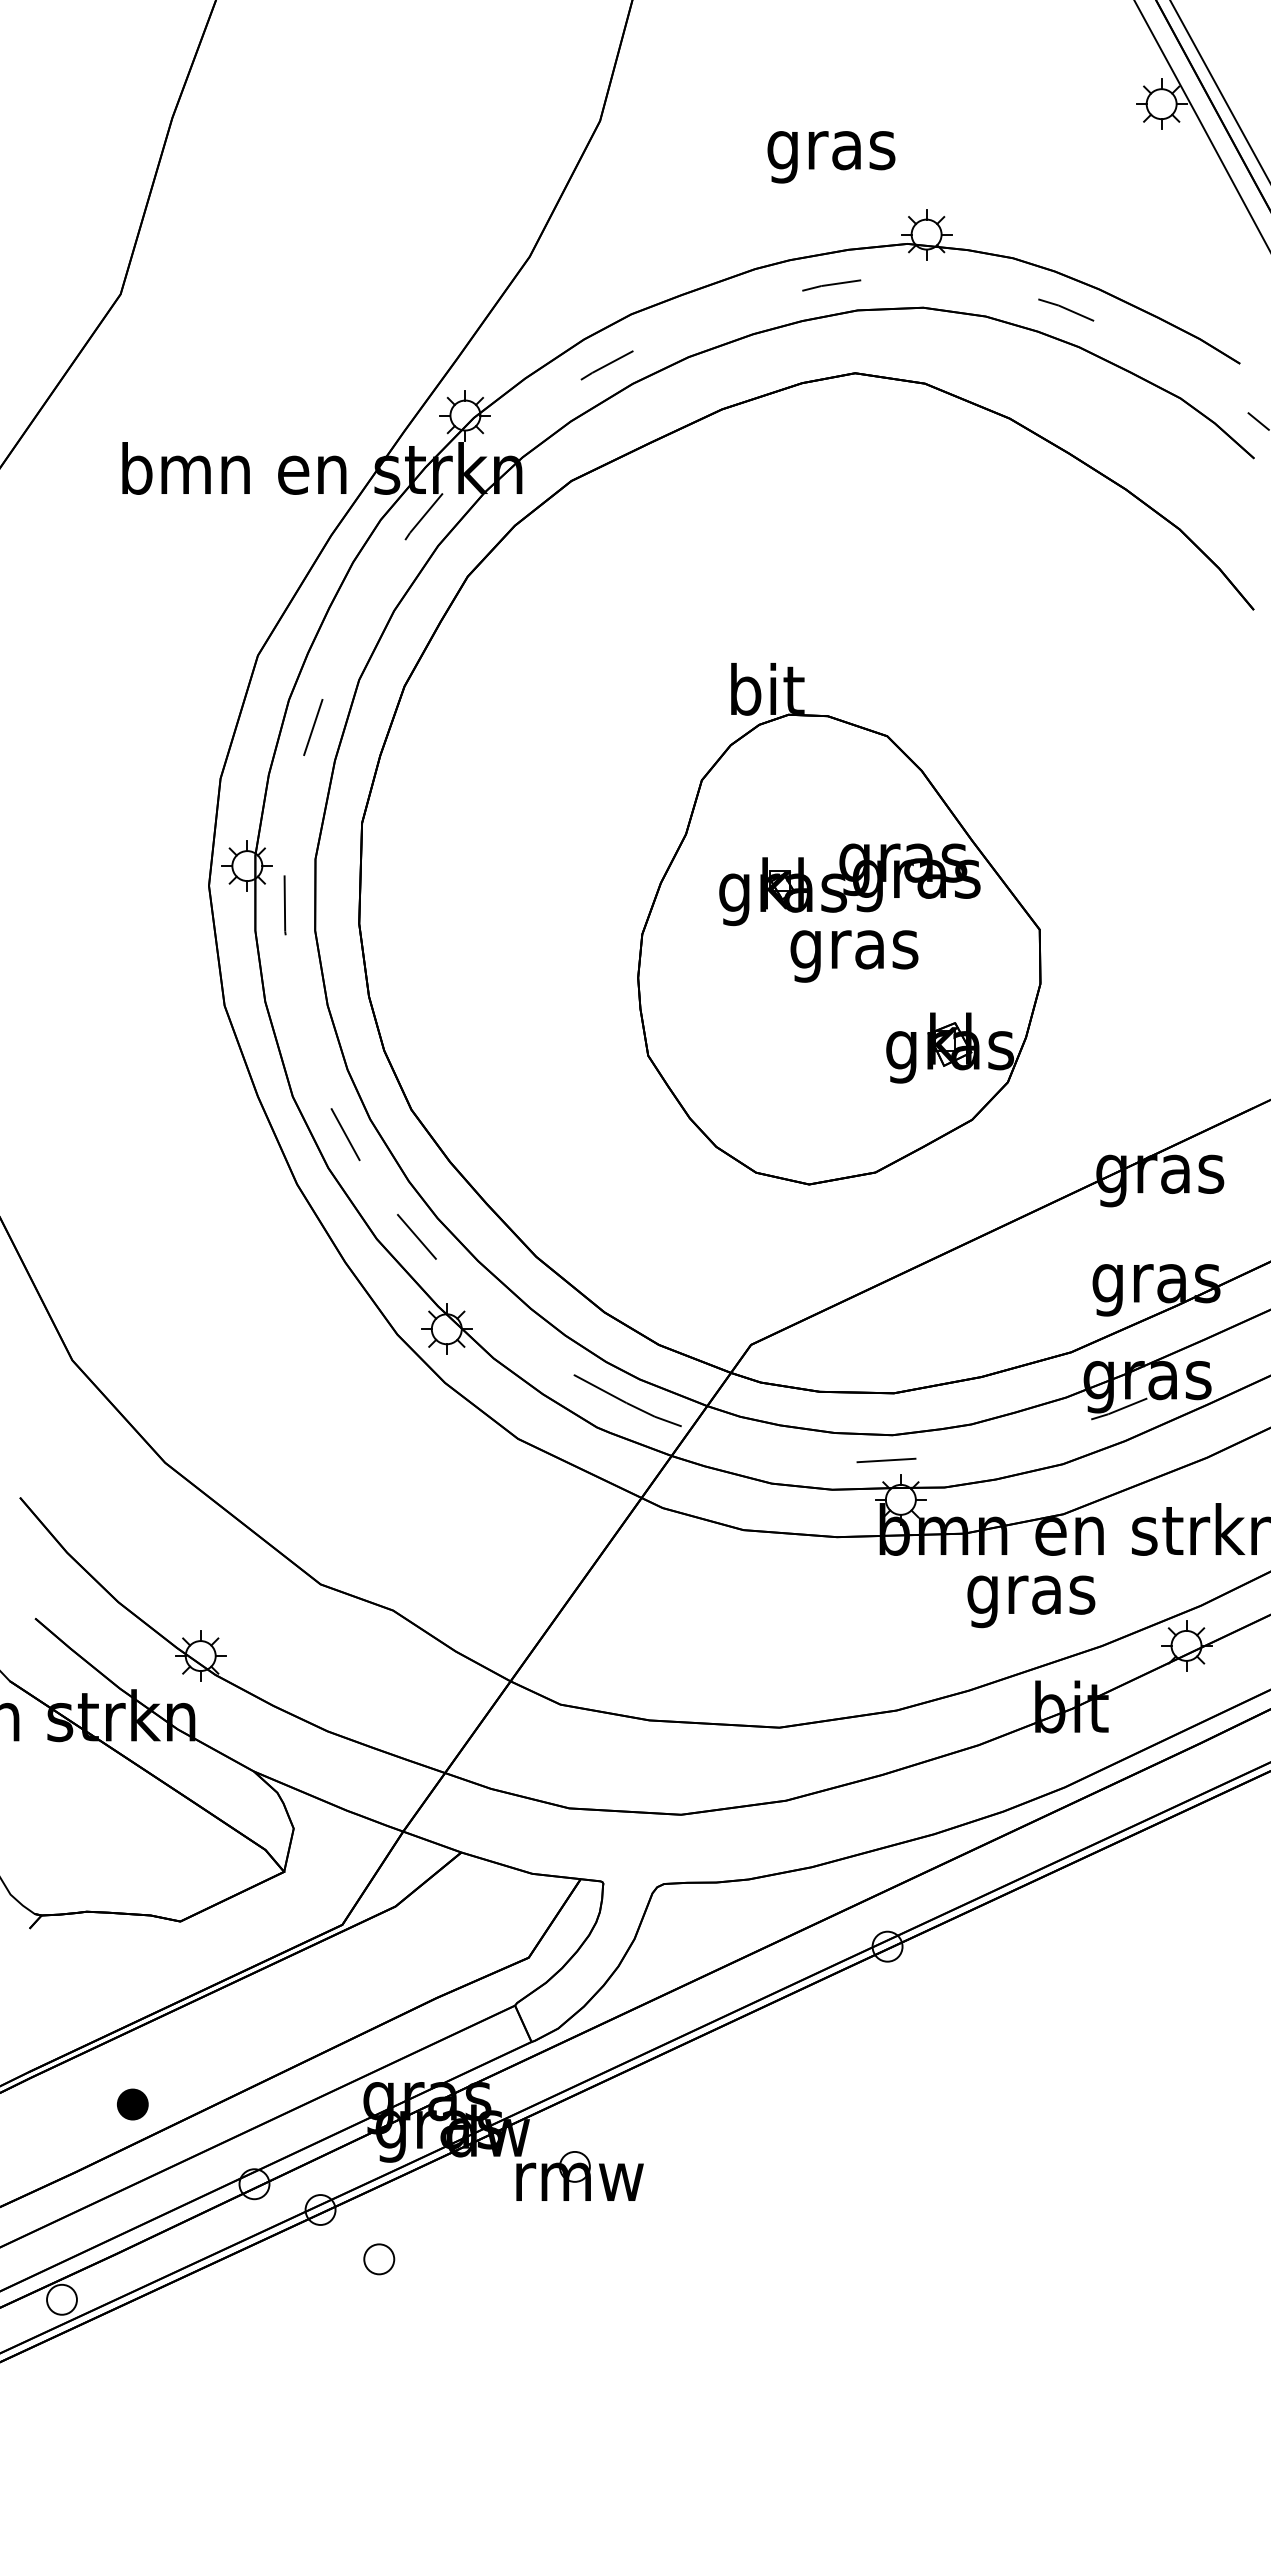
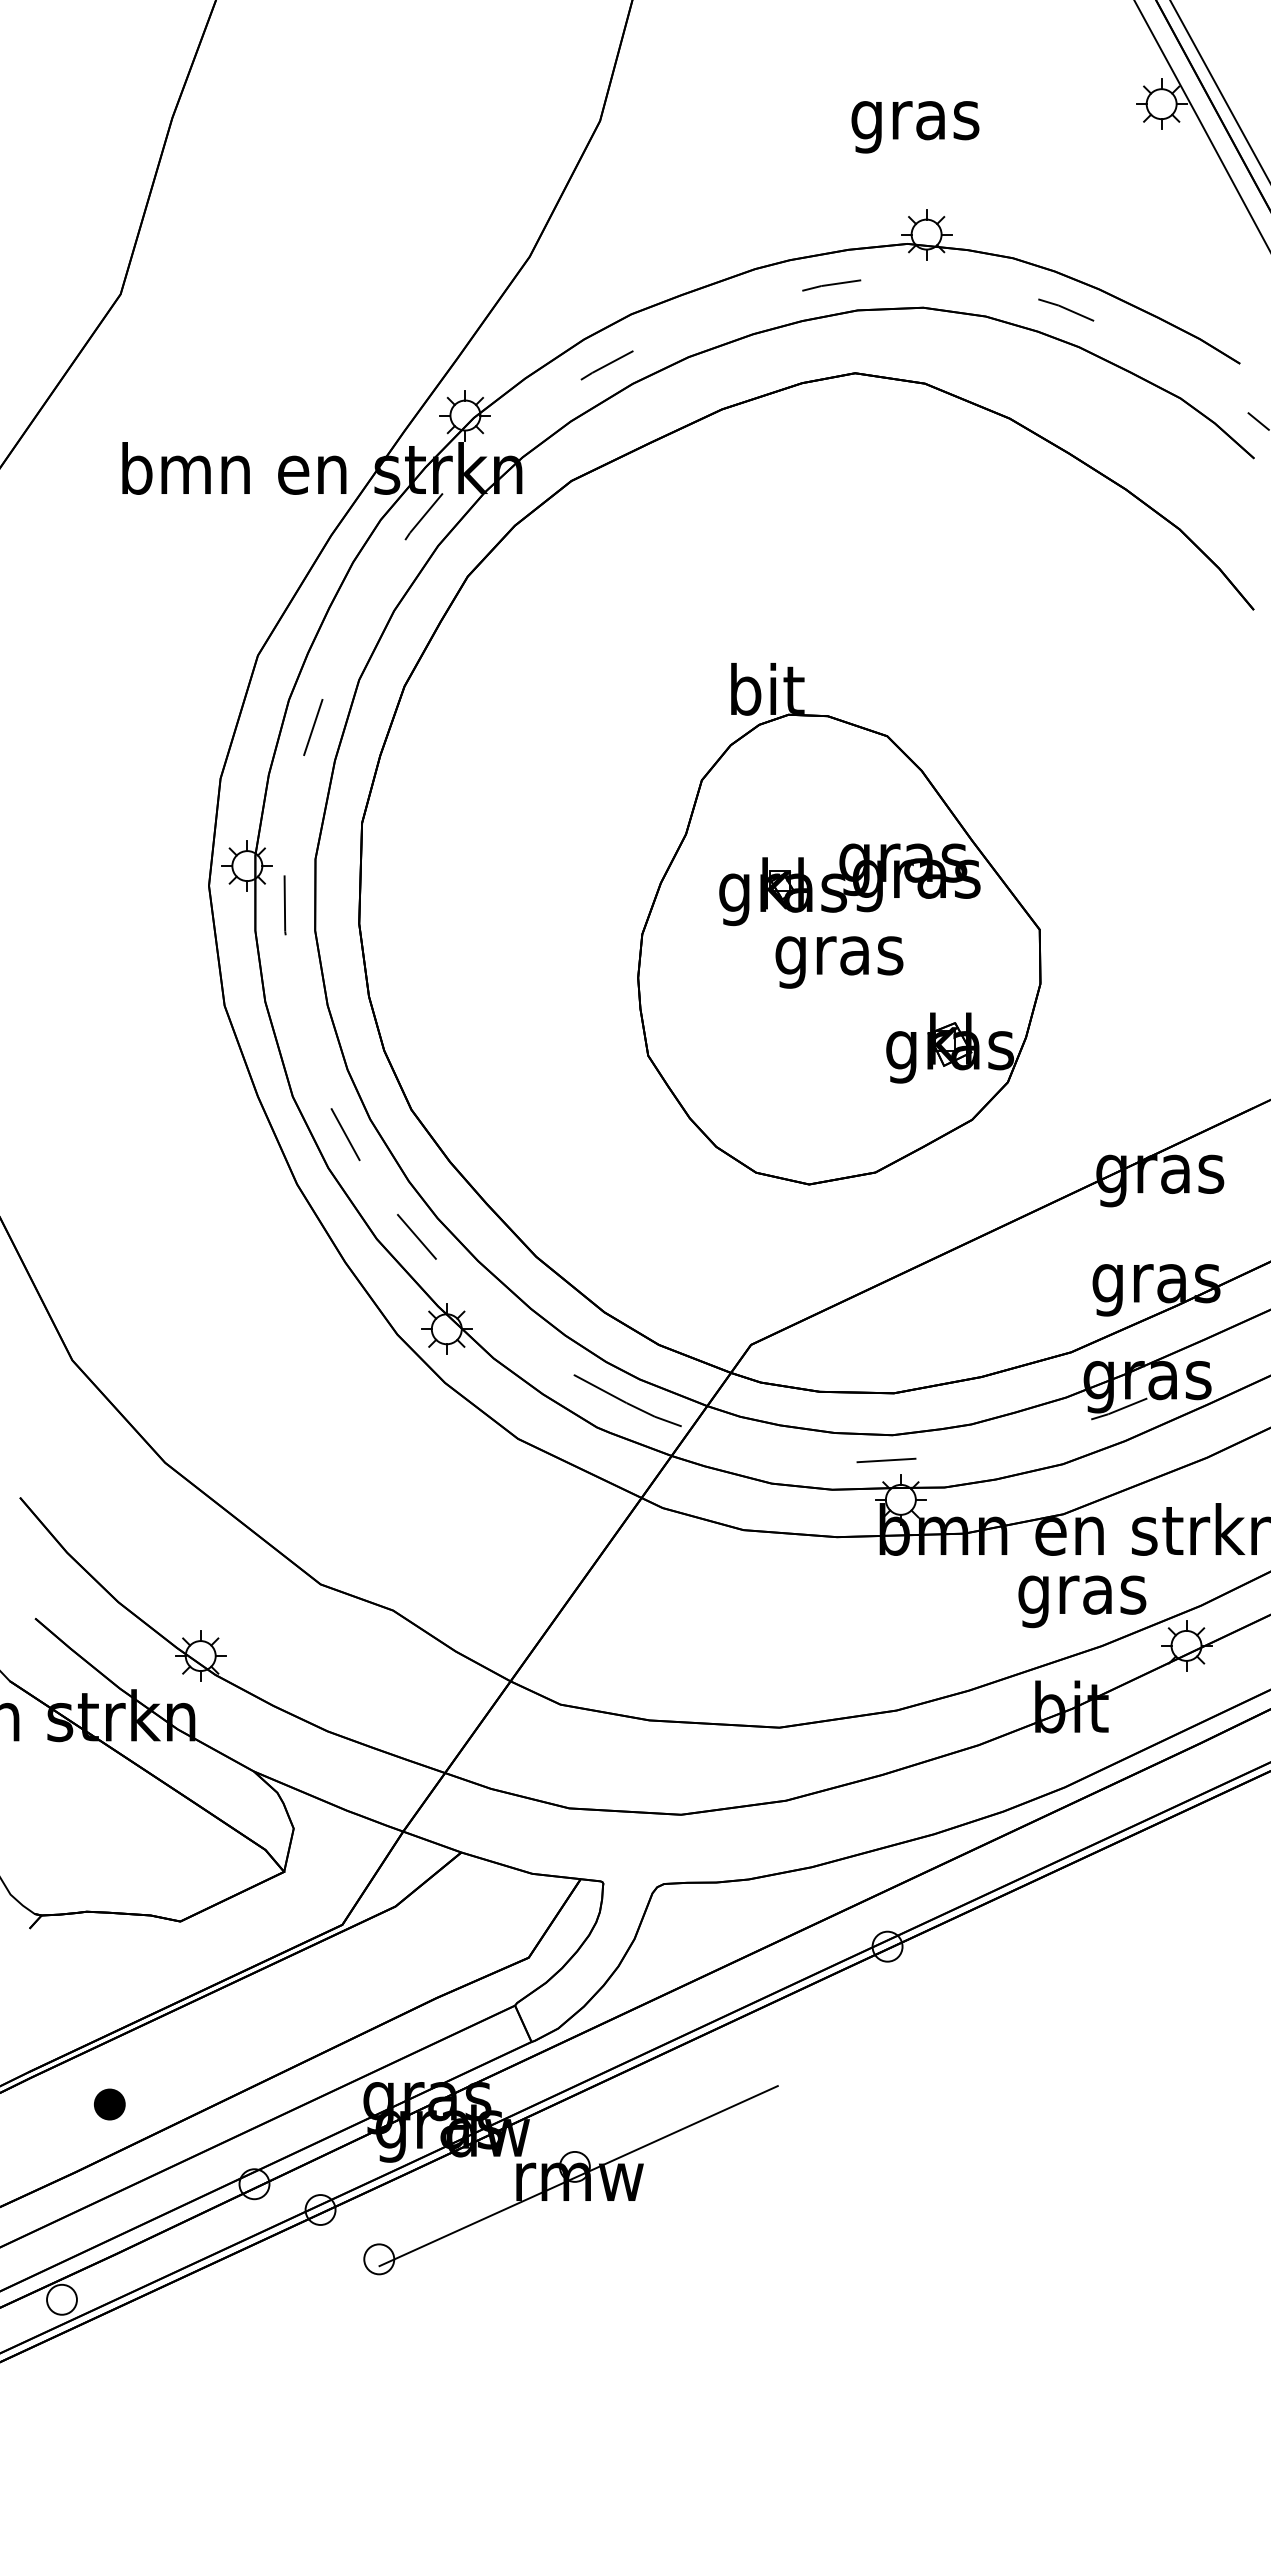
text position: (831, 157) -> (915, 127) (915, 127)
text position: (854, 956) -> (839, 962) (839, 962)
text position: (1031, 1601) -> (1082, 1601) (1082, 1601)
part position: (132, 2104) -> (109, 2104) (109, 2104)
line: none -> present (578, 2176)
